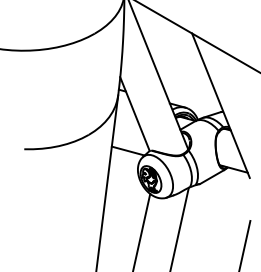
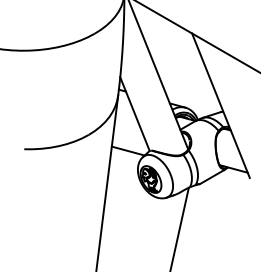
line: present -> none (141, 230)
line: present -> none (244, 244)
